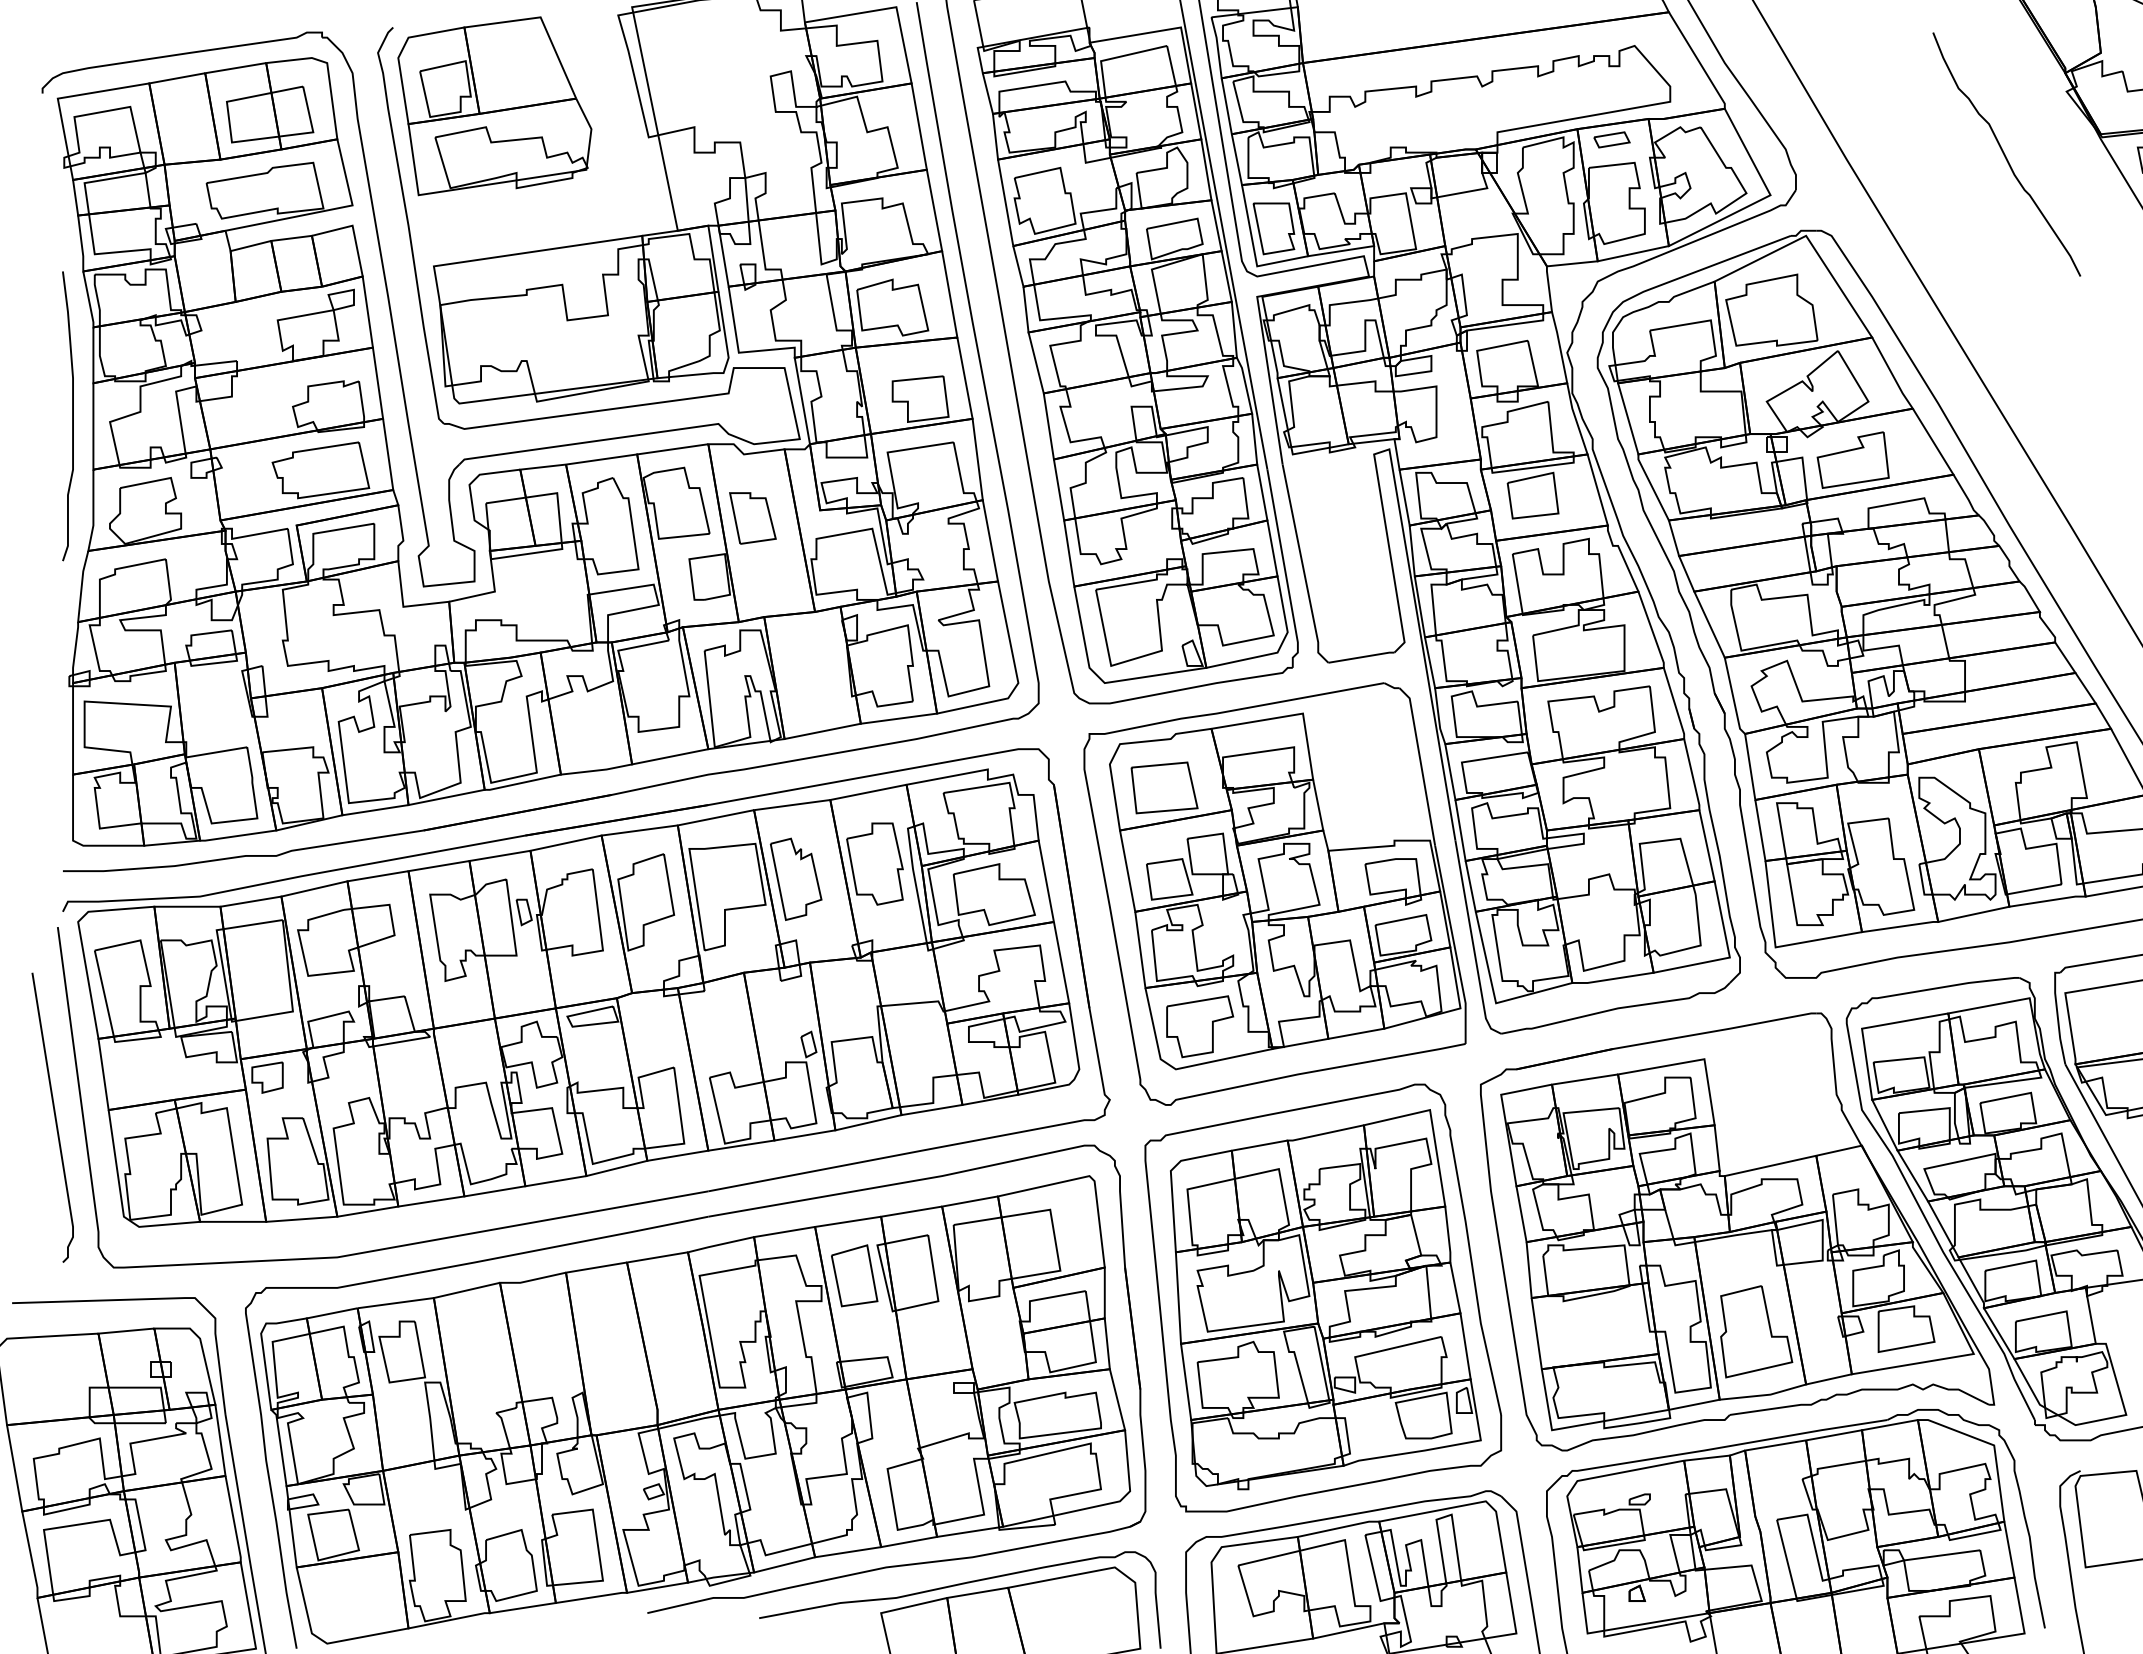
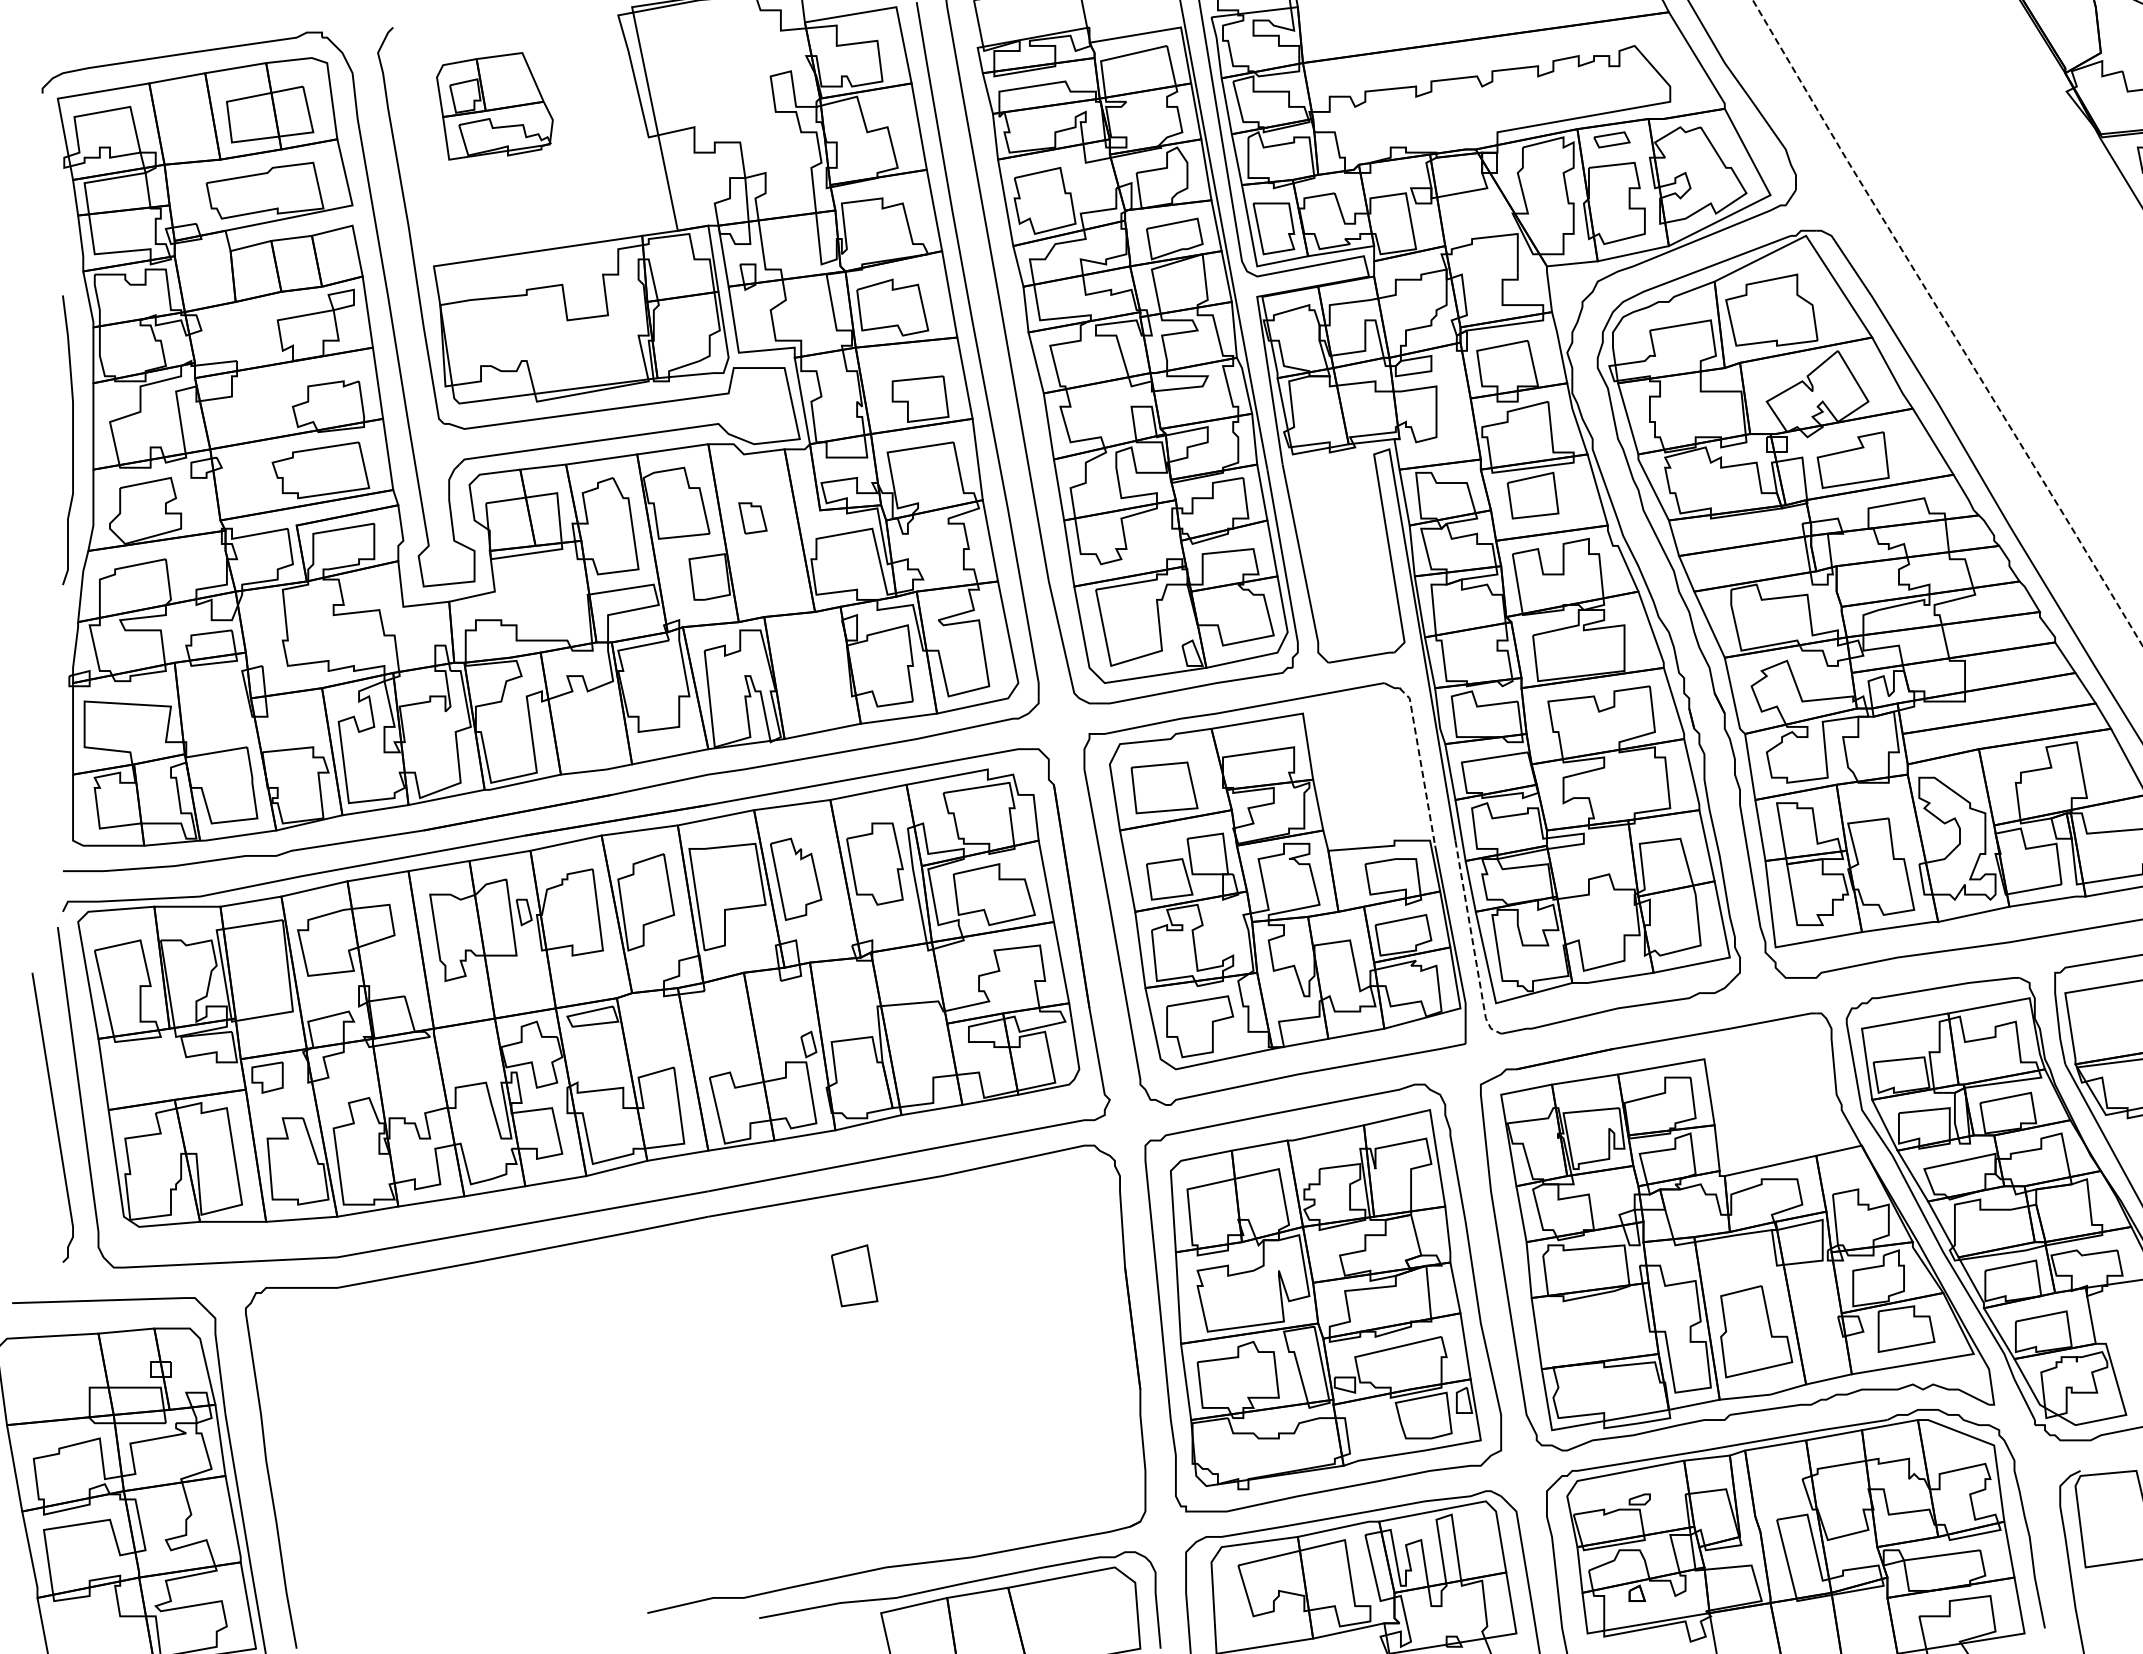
part size: 196x181 px -> 118x109 px (494, 106)
curve: present -> none (2005, 154)
line: solid -> dashed (1946, 323)
curve position: (72, 416) -> (72, 440) (72, 440)
part size: 48x53 px -> 30x33 px (752, 518)
line: solid -> dashed (1421, 764)
line: solid -> dashed (1472, 942)
part: present -> none (695, 1409)
